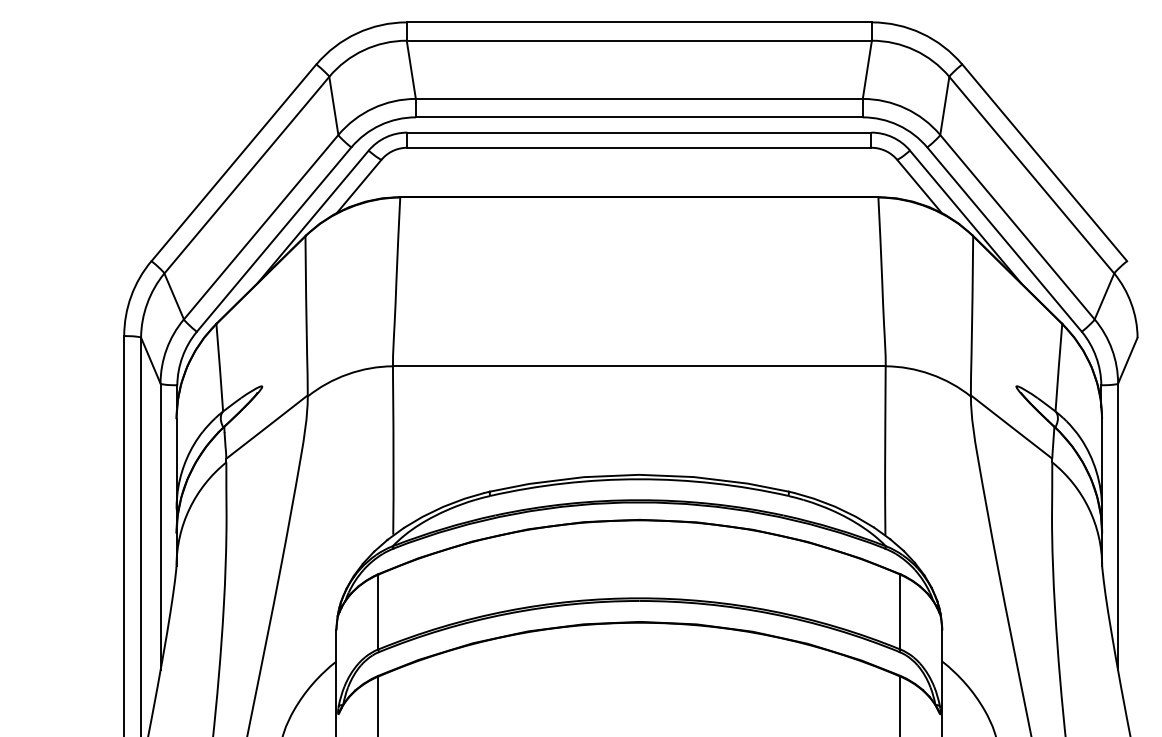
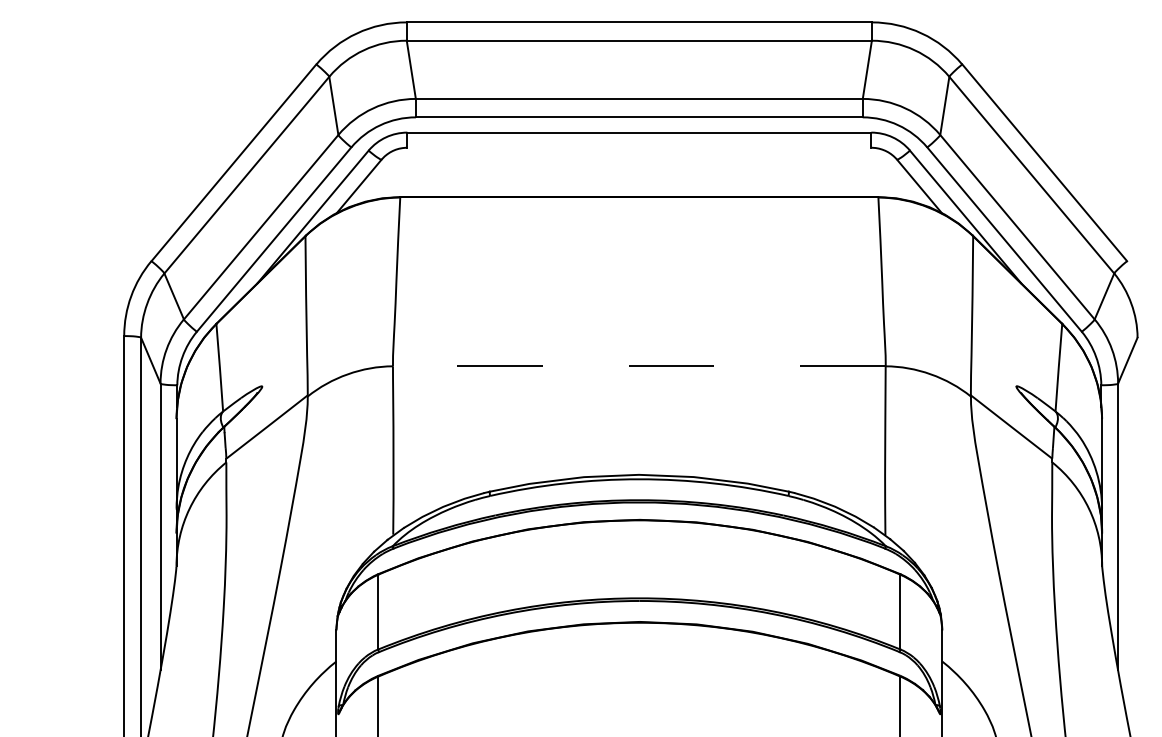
line: present -> none (639, 147)
line: solid -> dashed (638, 366)
